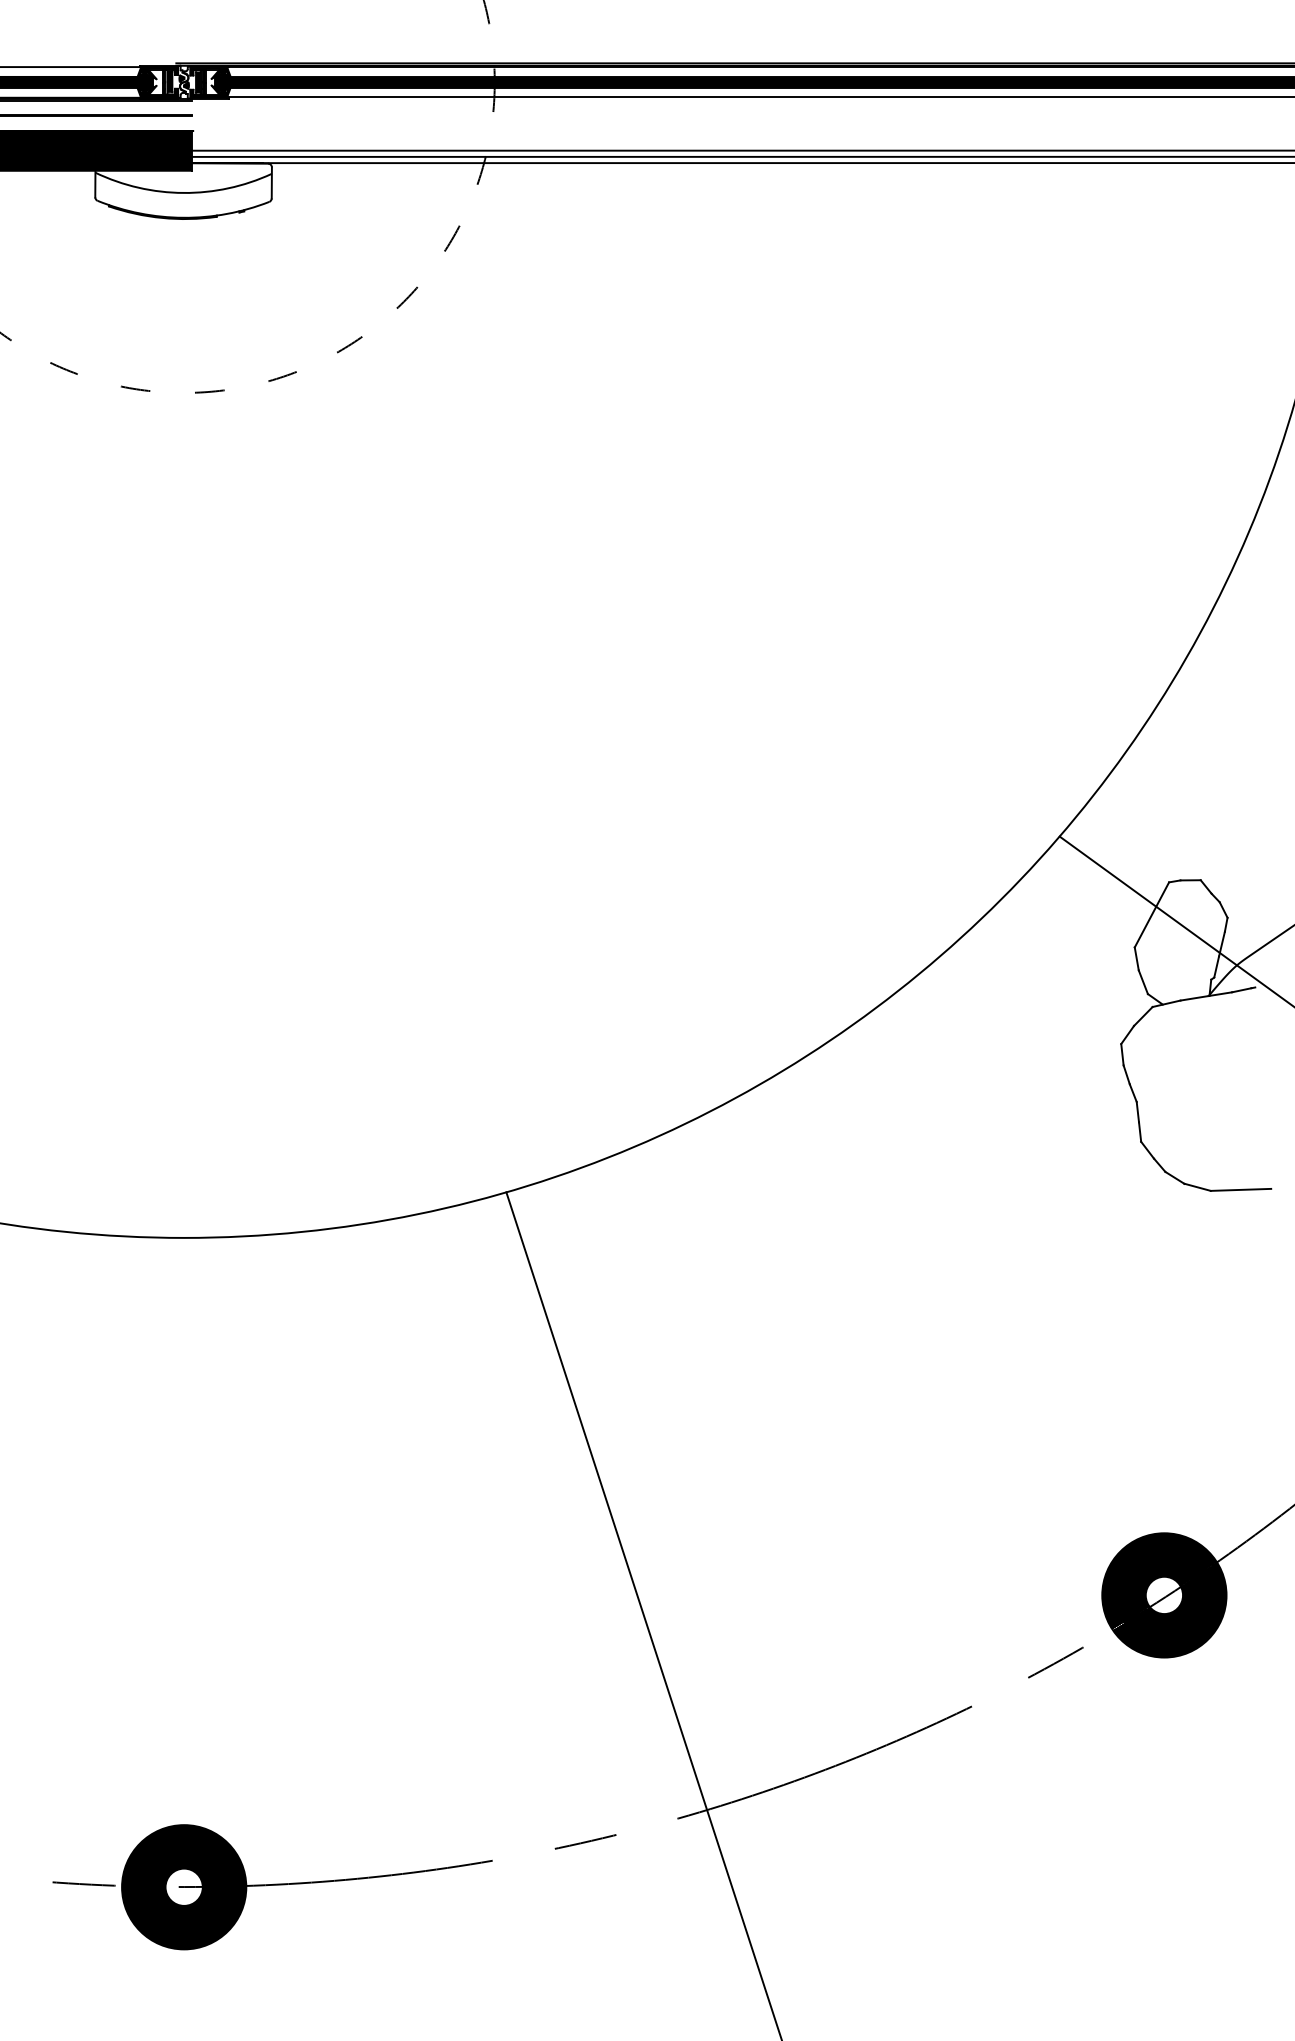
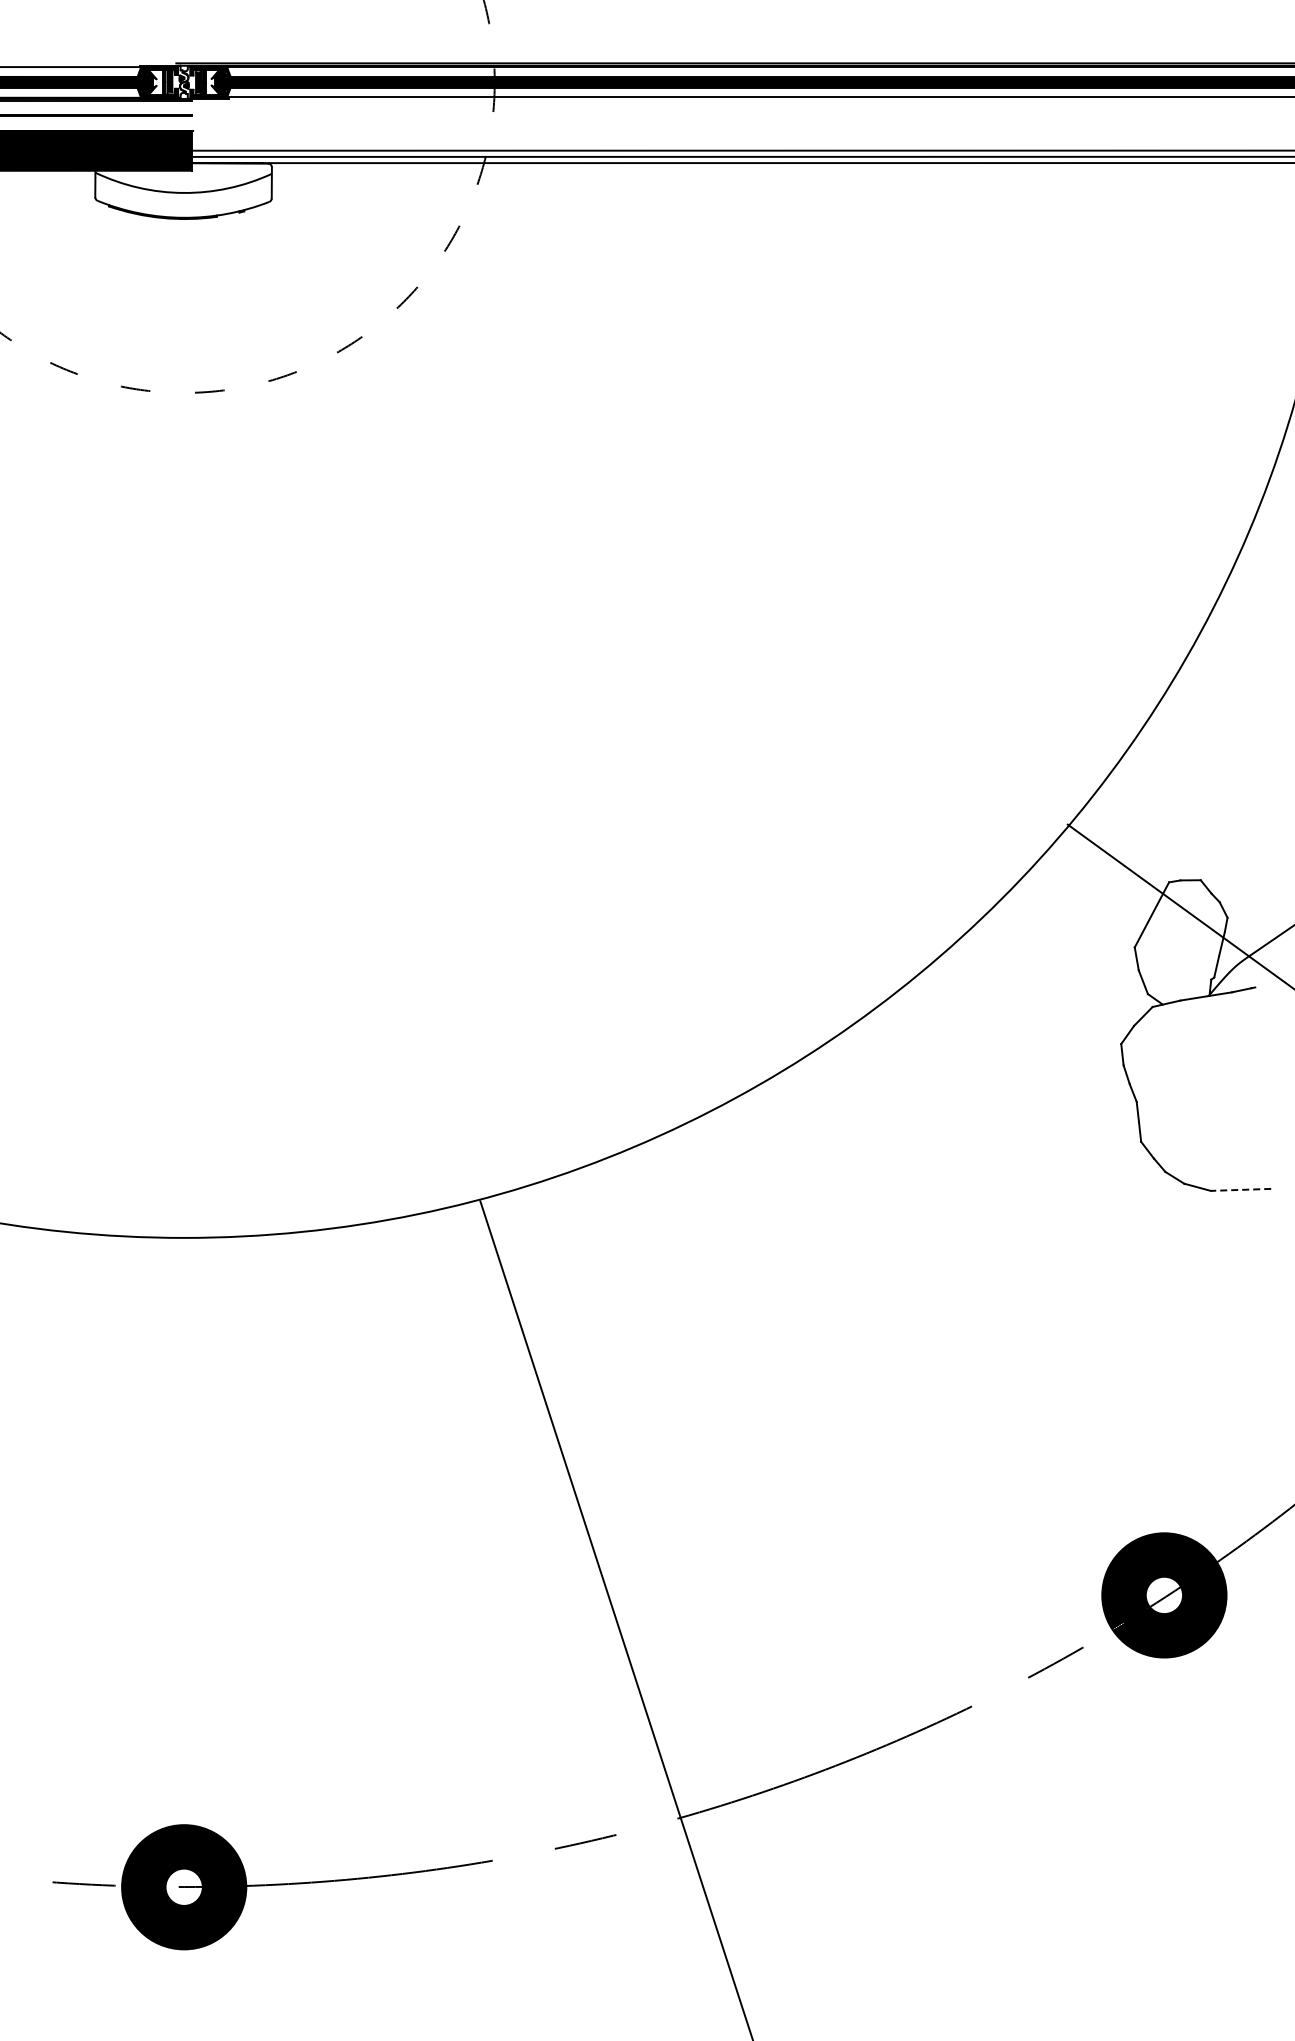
line position: (1175, 920) -> (1179, 905) (1179, 905)
line: solid -> dashed (1240, 1189)
line position: (643, 1614) -> (616, 1619) (616, 1619)
